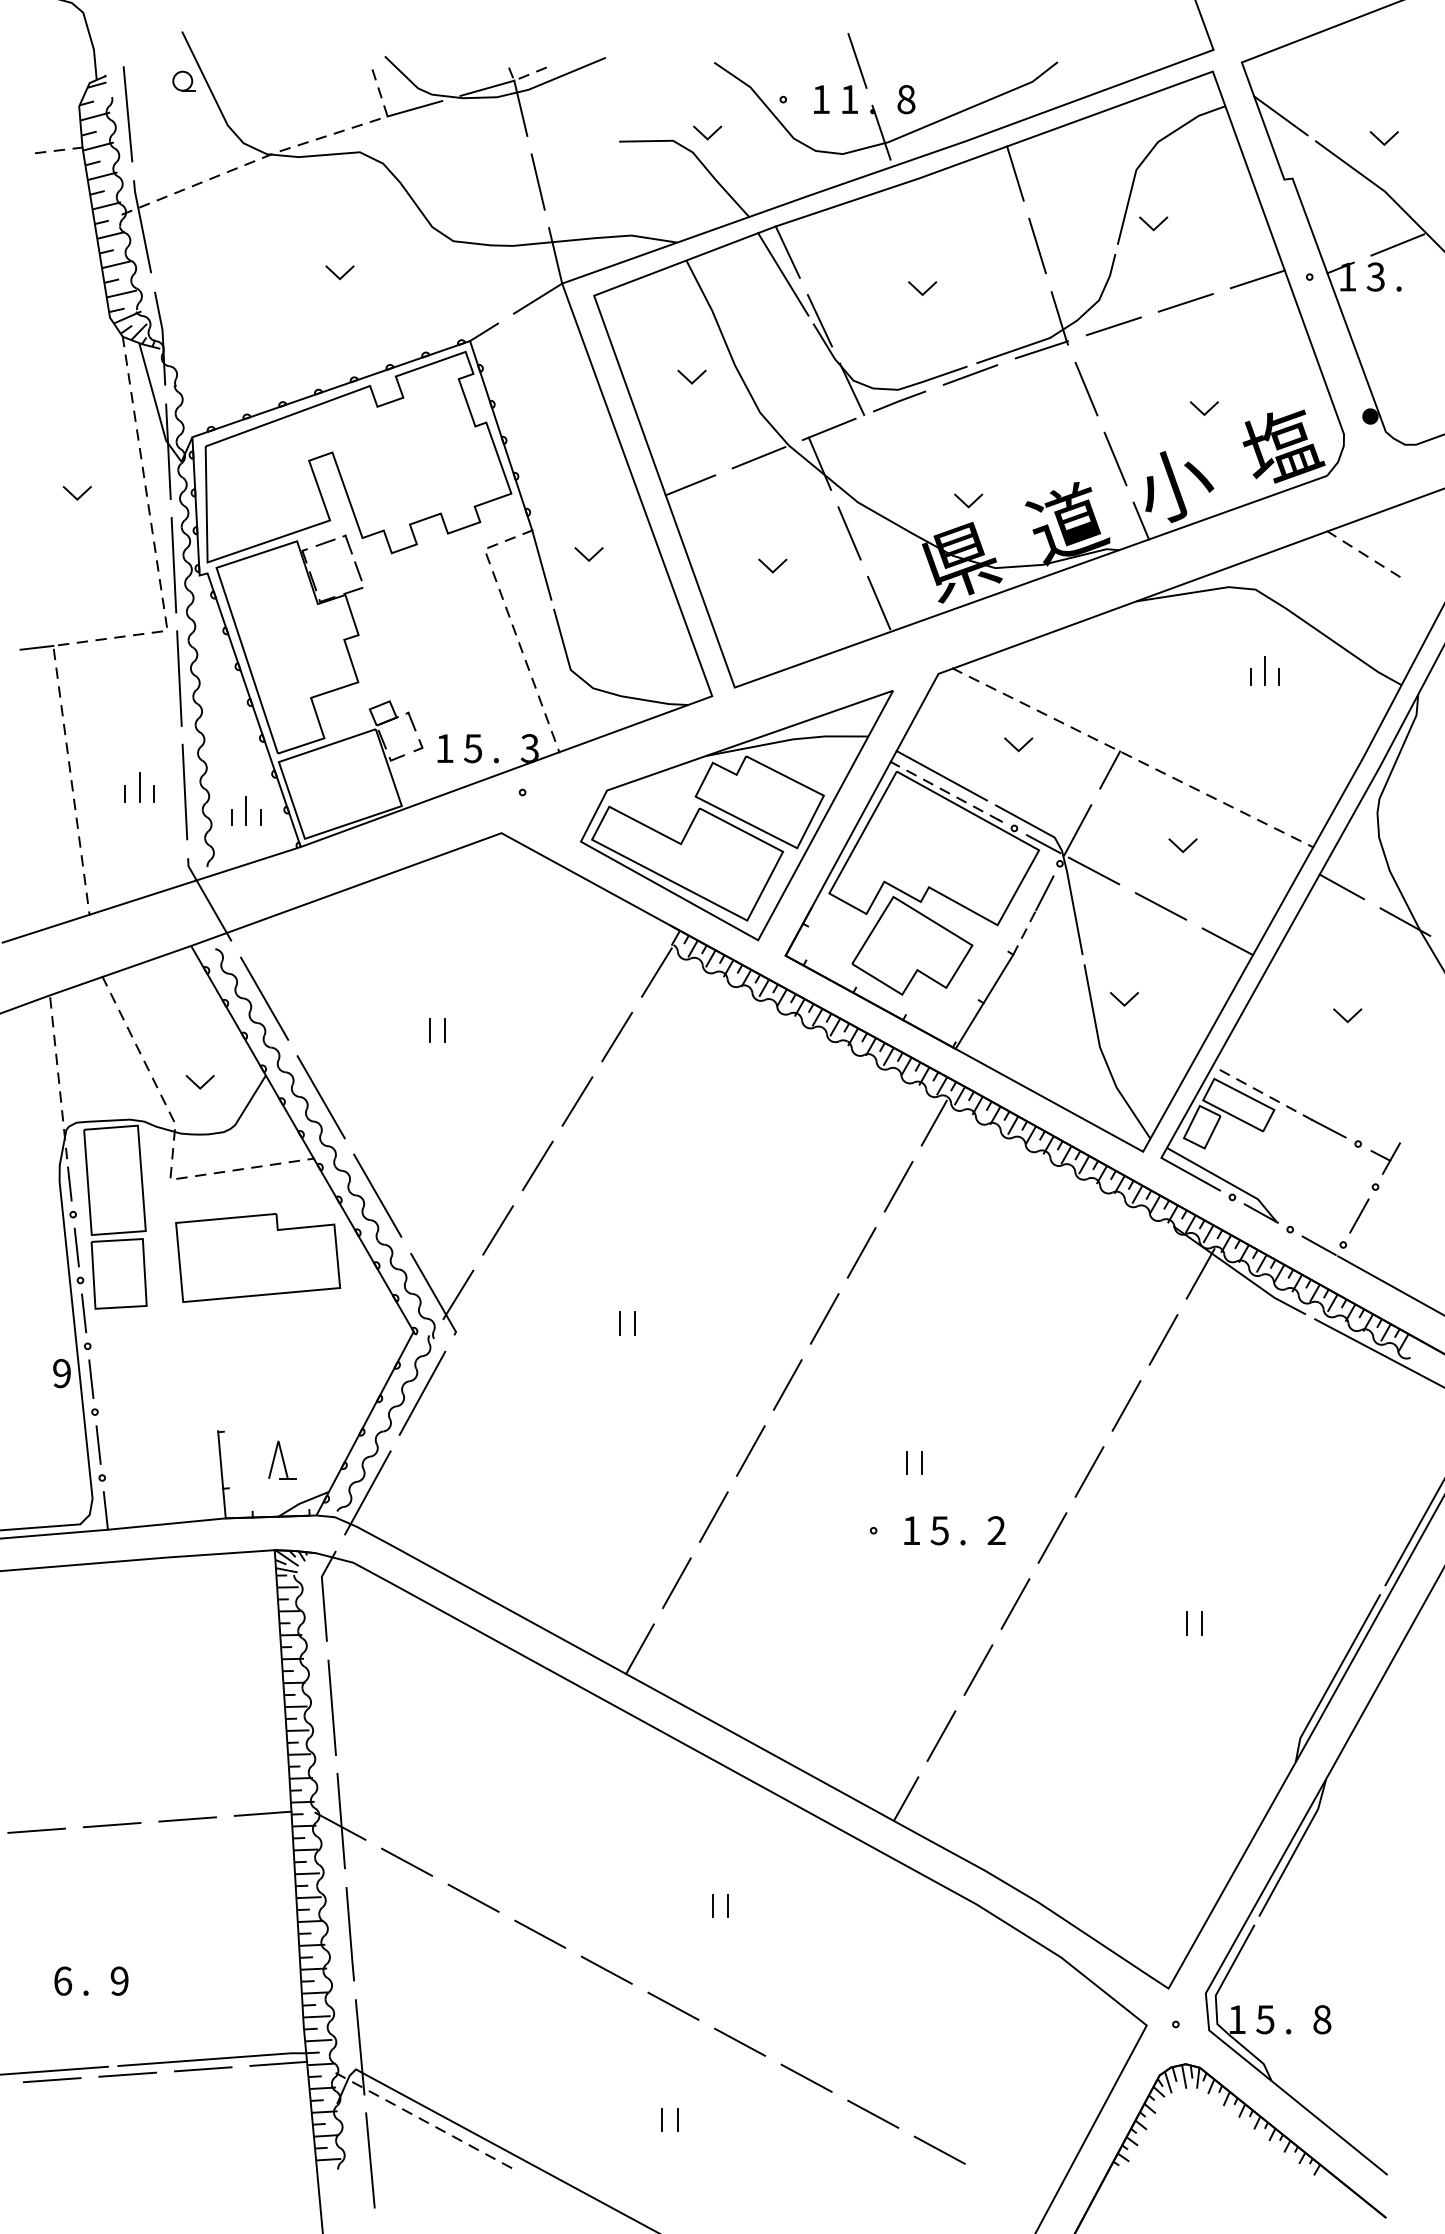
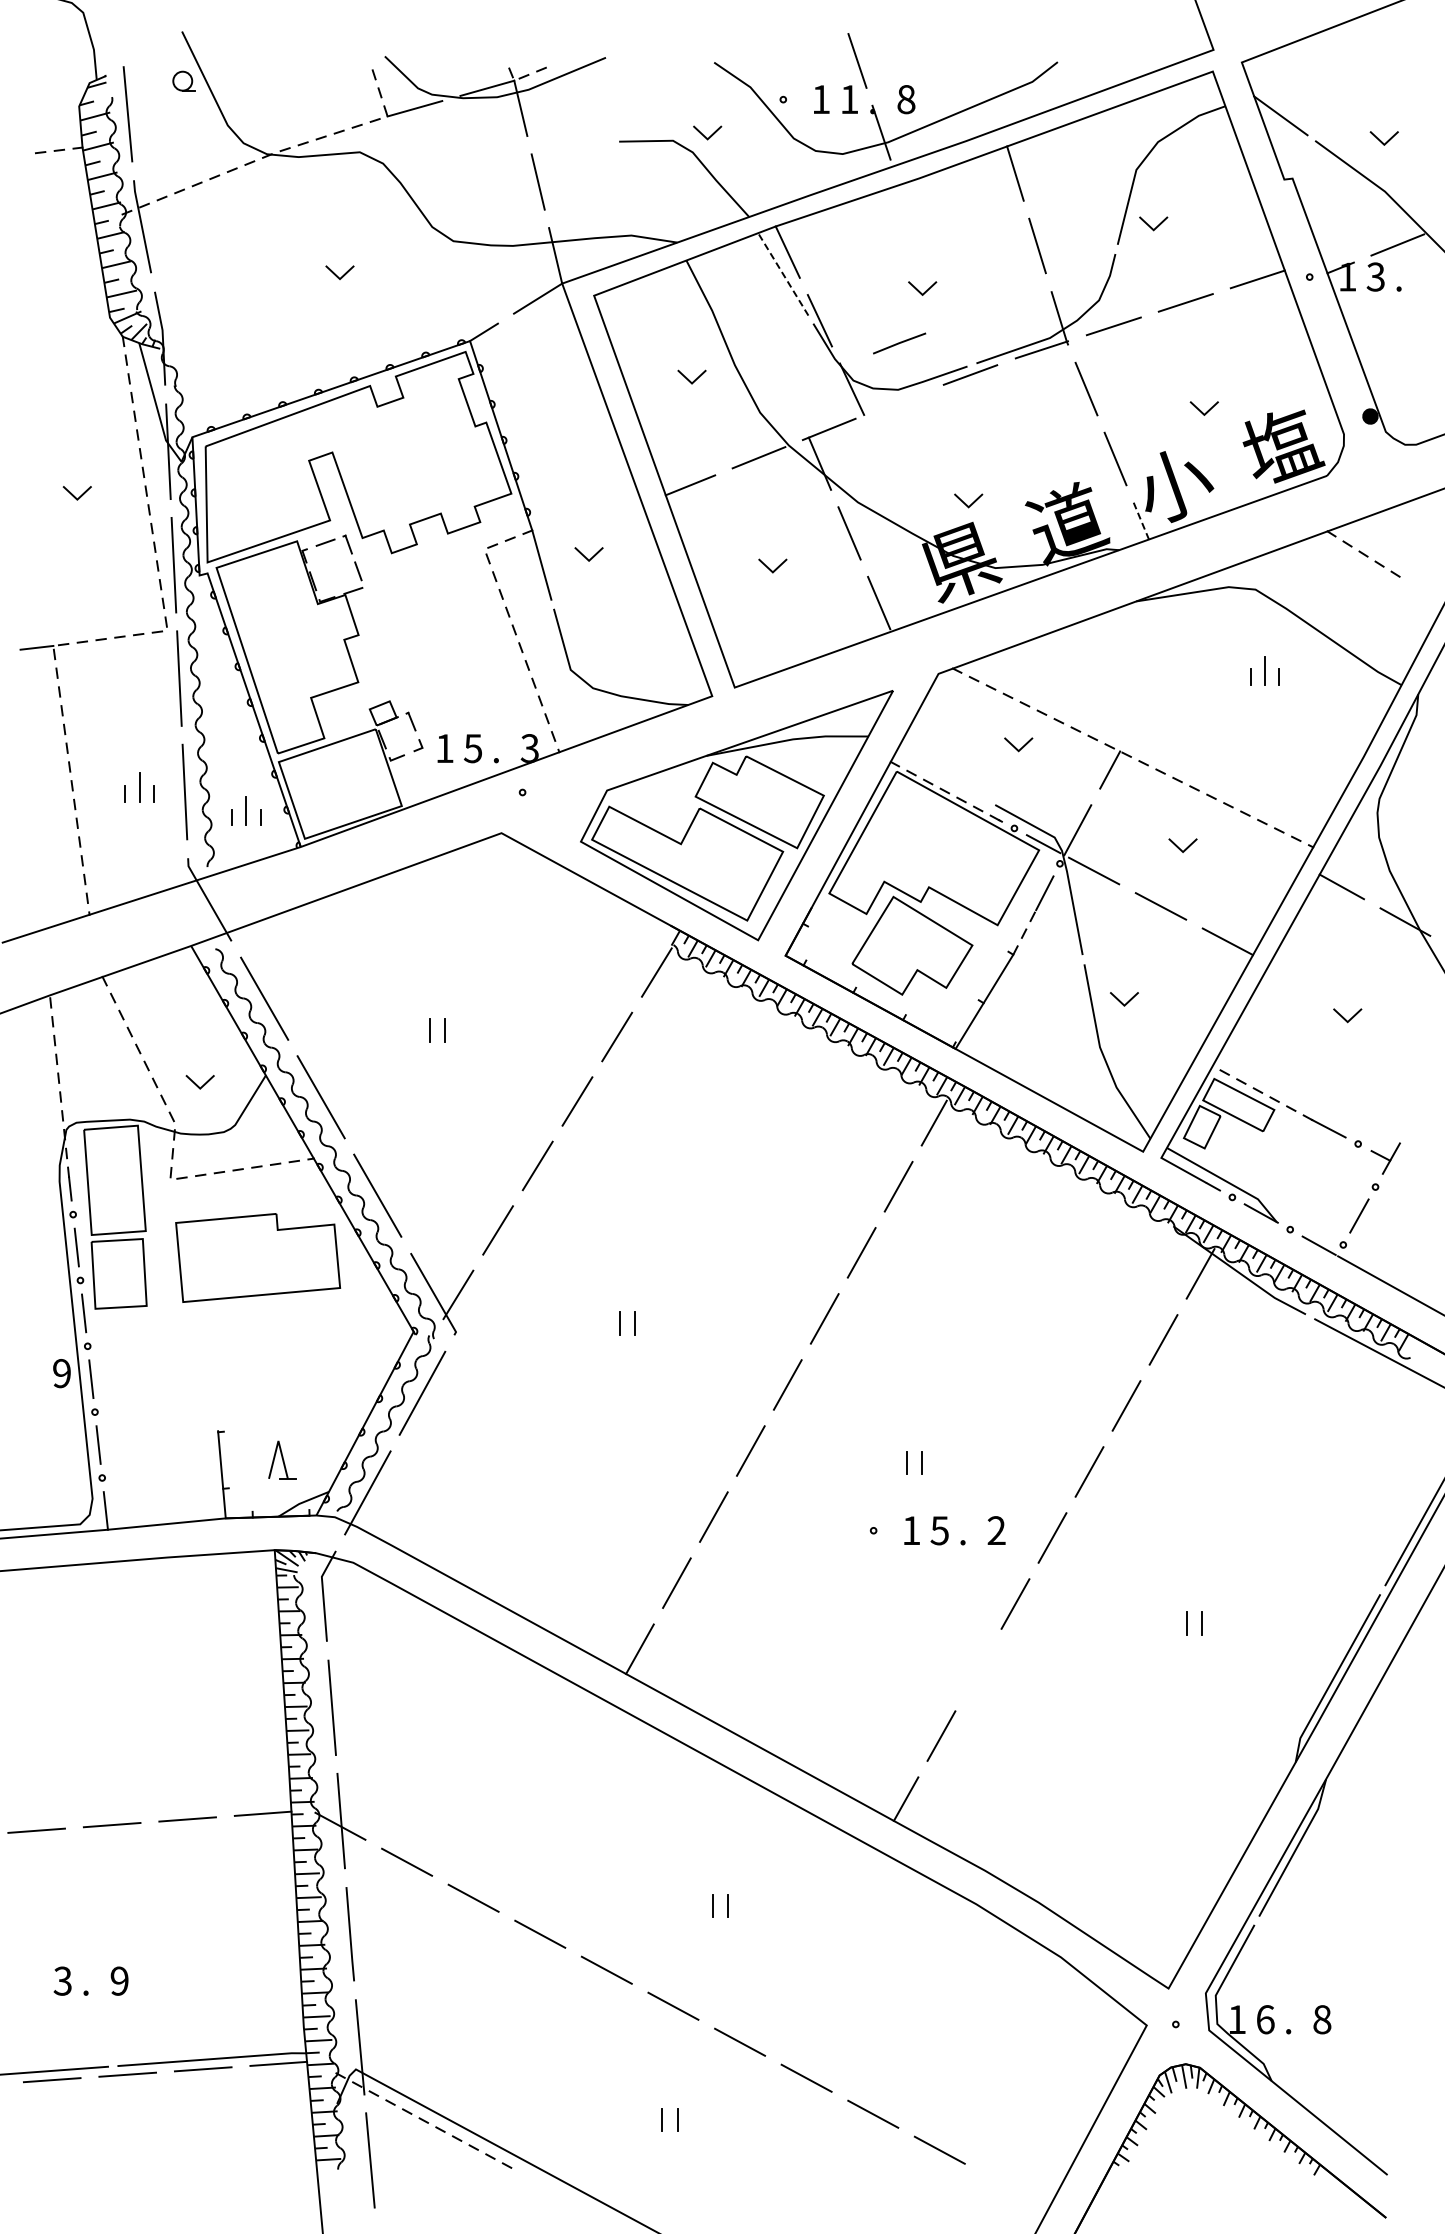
line: solid -> dashed (783, 273)
line position: (899, 401) -> (899, 343) (899, 343)
line: solid -> dashed (1141, 521)
line: present -> none (941, 775)
line: present -> none (978, 1669)
text: 6 -> 3 (62, 1980)
text: 5 -> 6 (1265, 2019)
